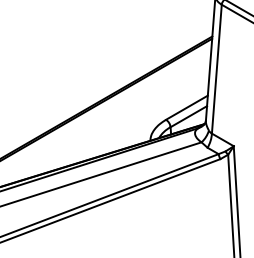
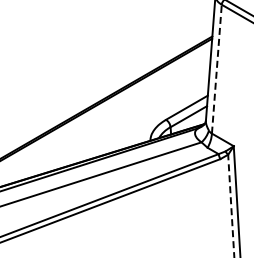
line: solid -> dashed (216, 69)
line: solid -> dashed (231, 205)
